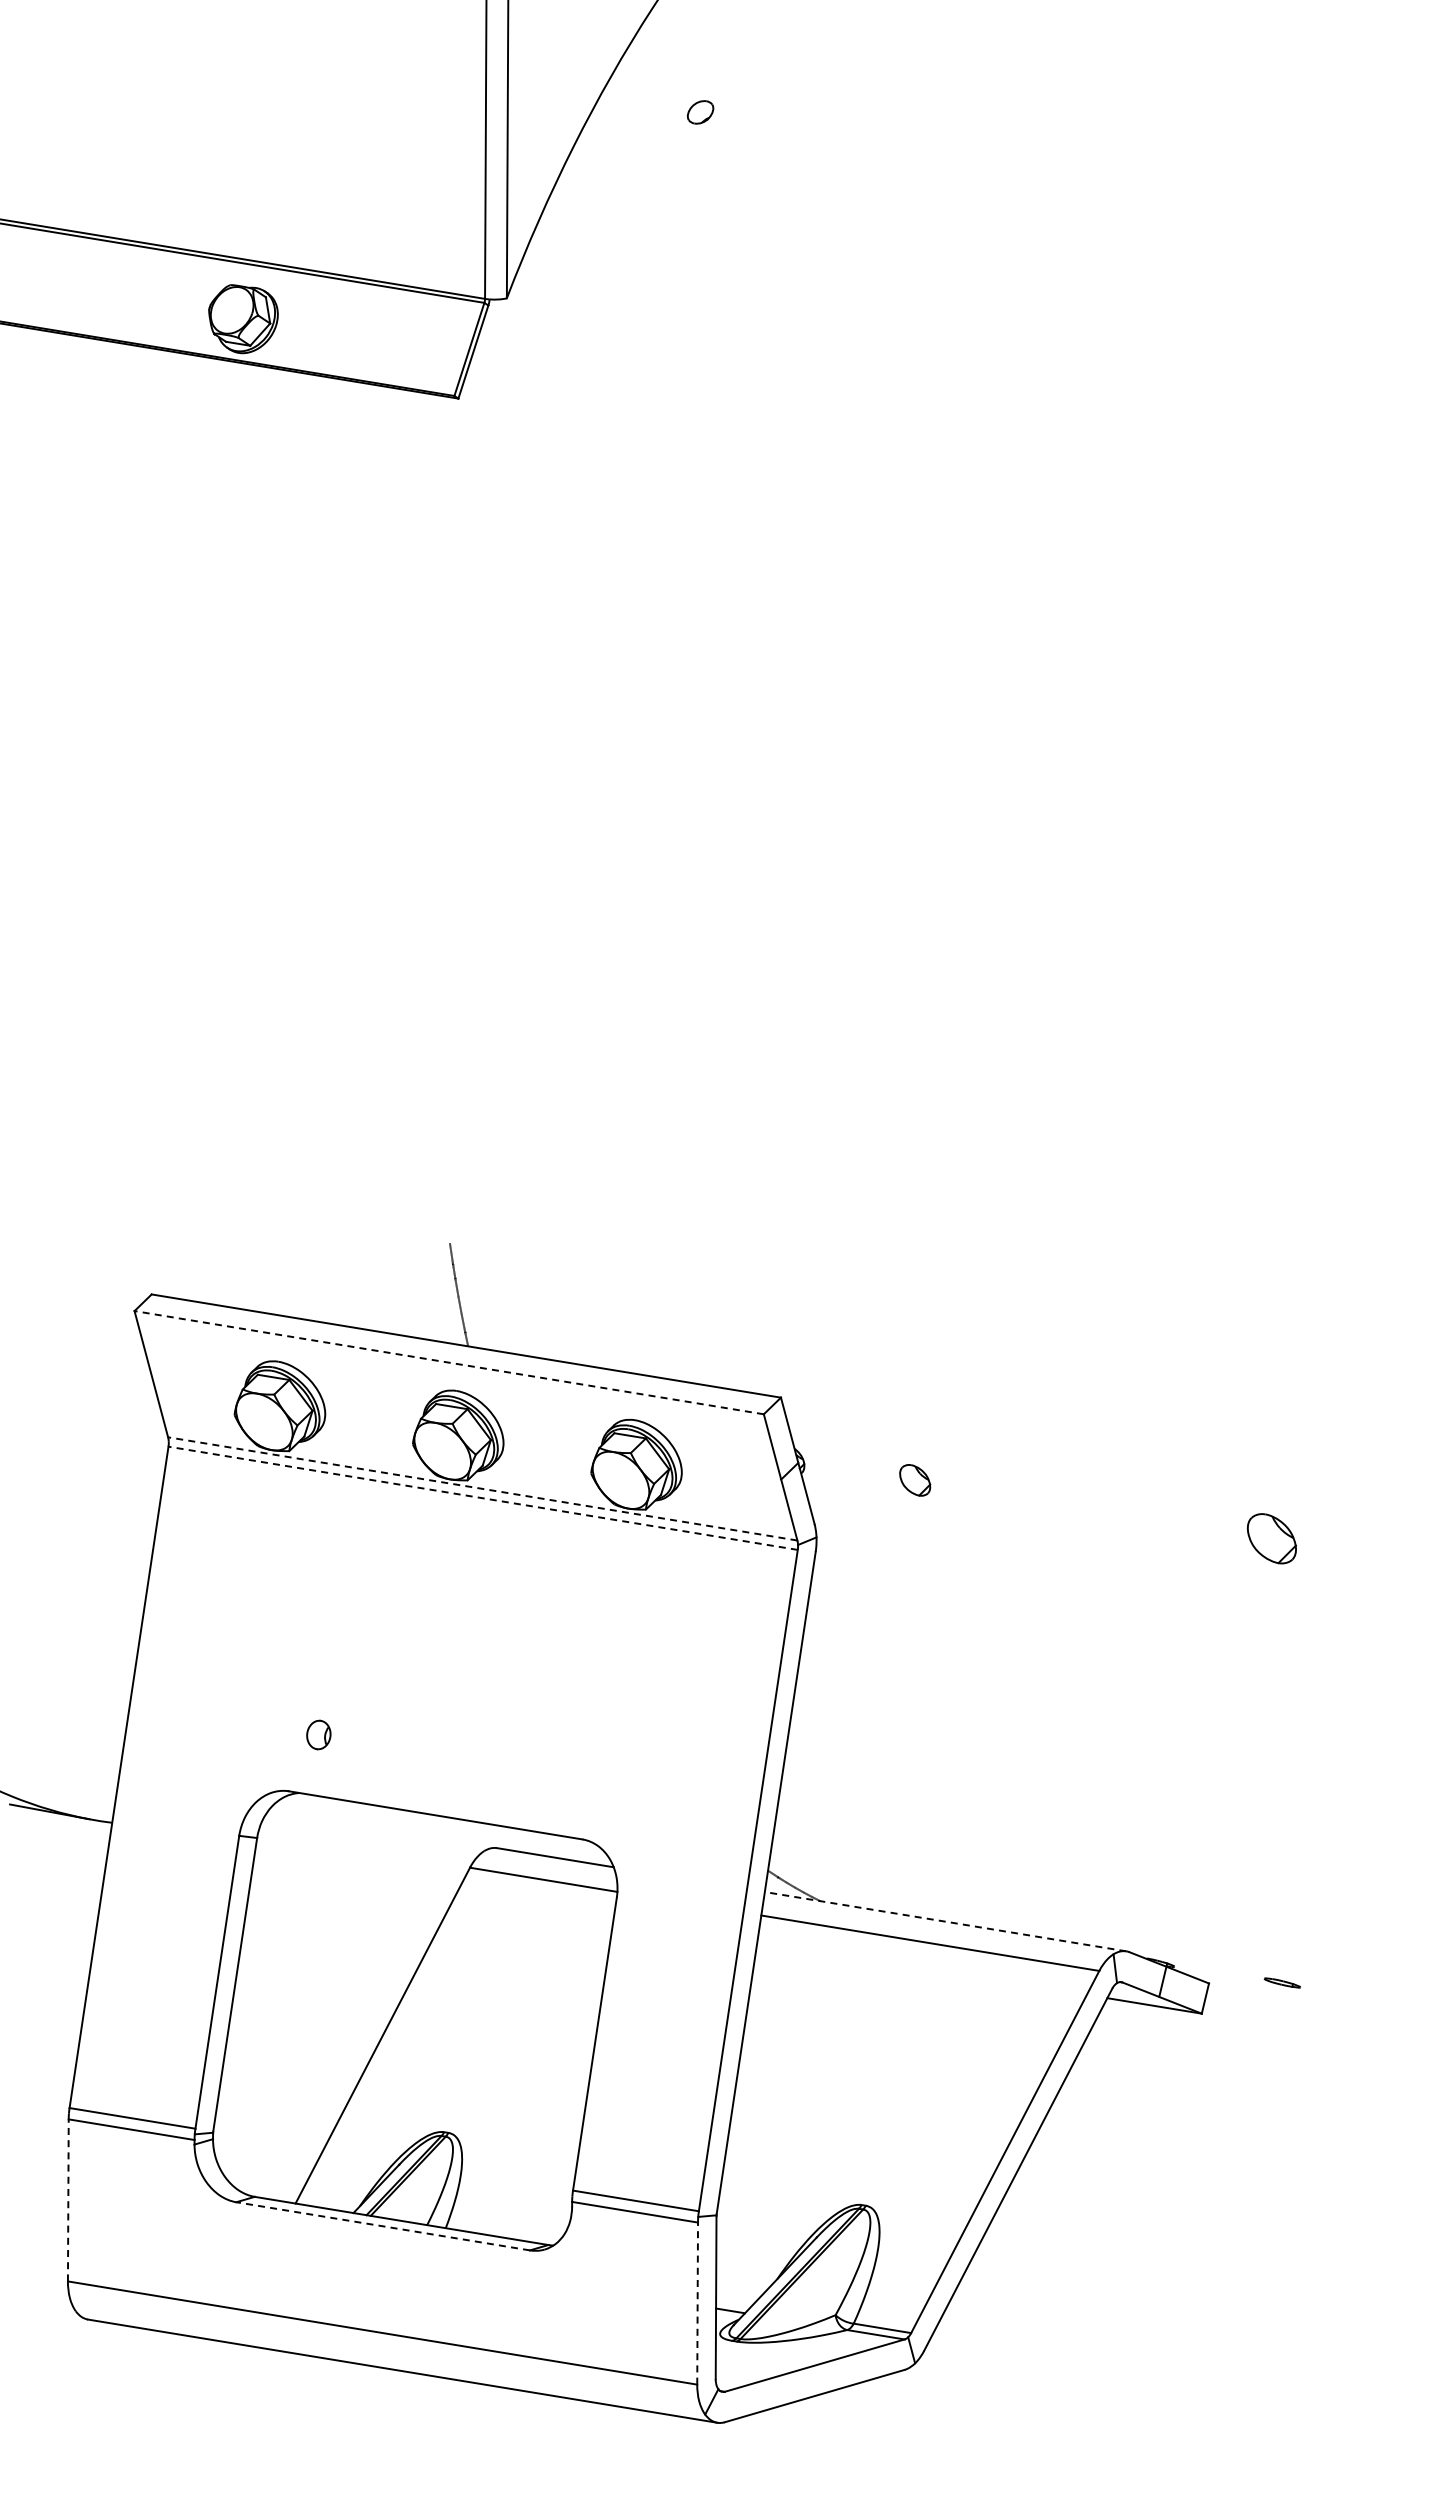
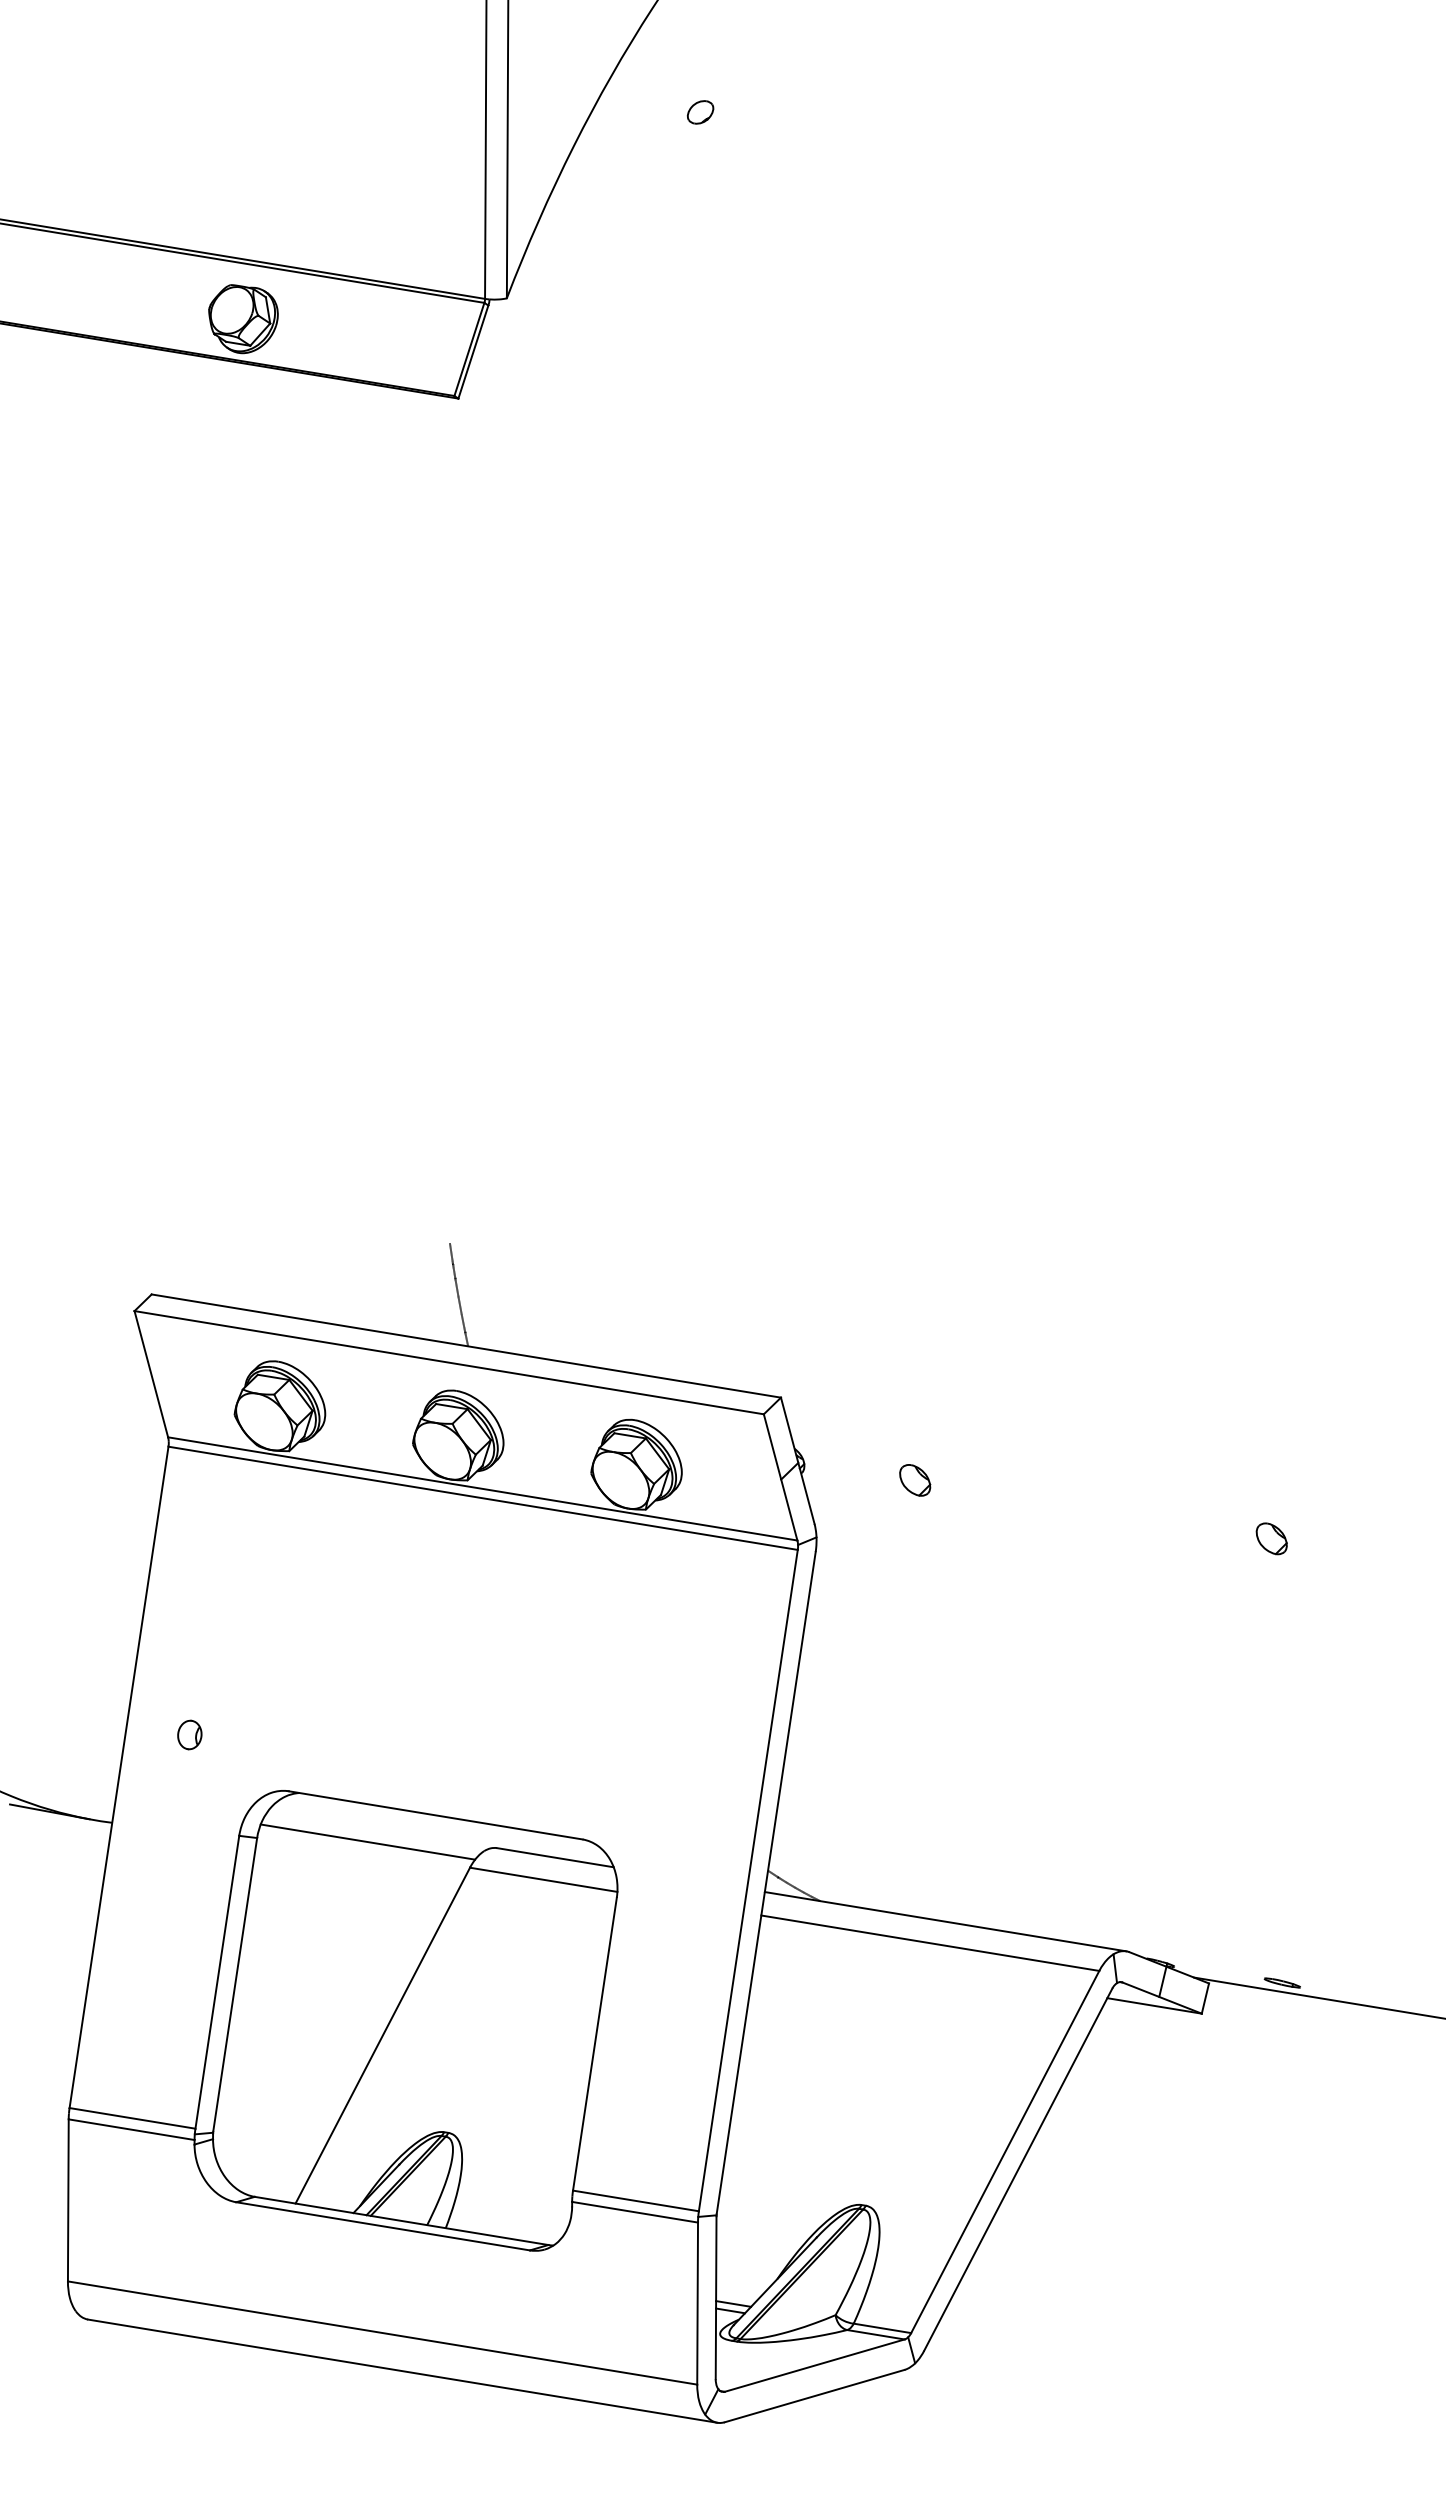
line: dashed -> solid (449, 1362)
line: dashed -> solid (482, 1488)
line: dashed -> solid (483, 1498)
part size: 51x52 px -> 33x34 px (1271, 1538)
part position: (318, 1734) -> (189, 1734) (189, 1734)
line: none -> present (367, 1841)
line: dashed -> solid (945, 1921)
line: none -> present (1318, 1997)
line: dashed -> solid (68, 2199)
line: dashed -> solid (383, 2226)
line: dashed -> solid (697, 2303)
line: none -> present (733, 2303)
